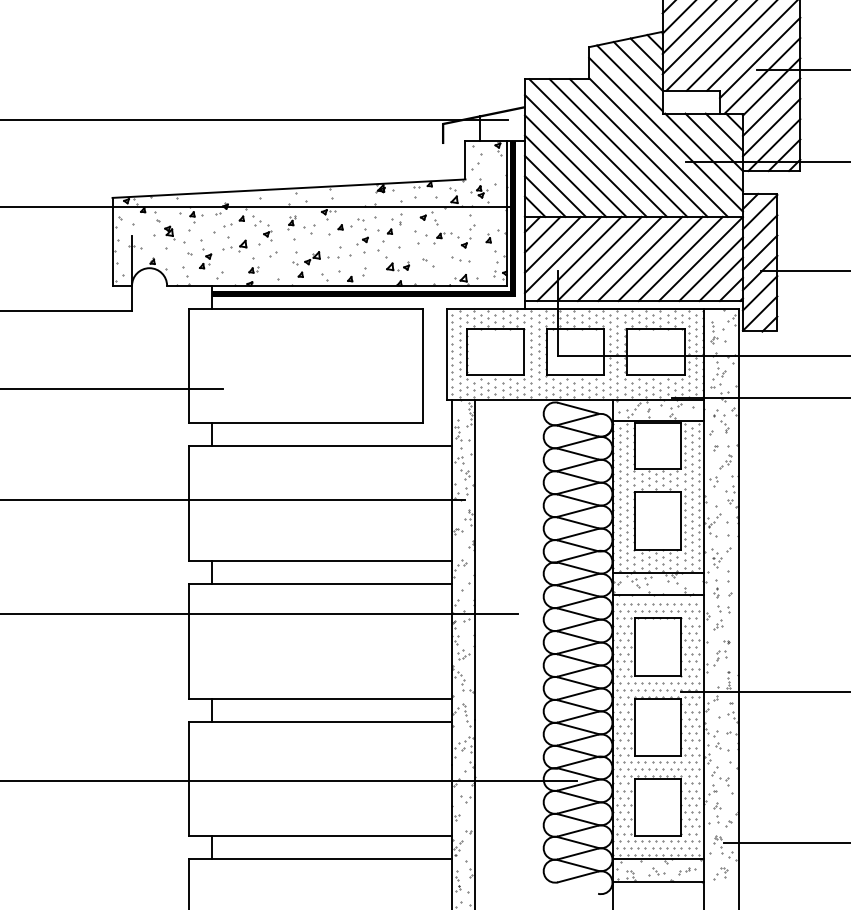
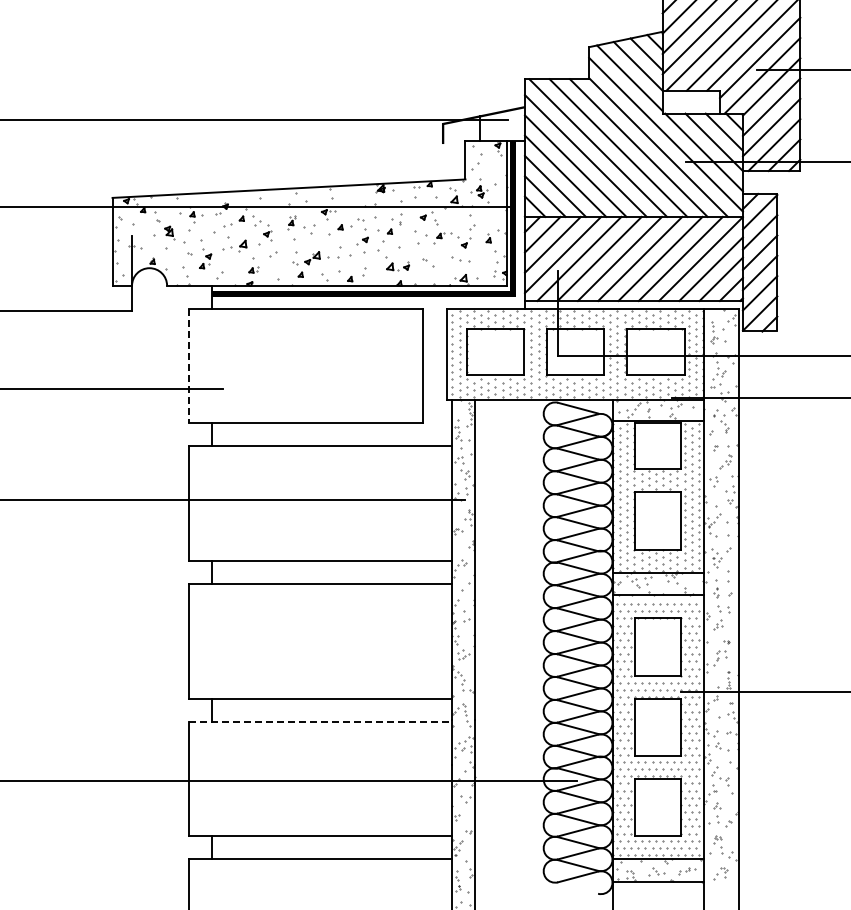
line: present -> none (804, 270)
line: solid -> dashed (188, 366)
line: present -> none (259, 613)
line: solid -> dashed (320, 721)
line: present -> none (785, 843)
